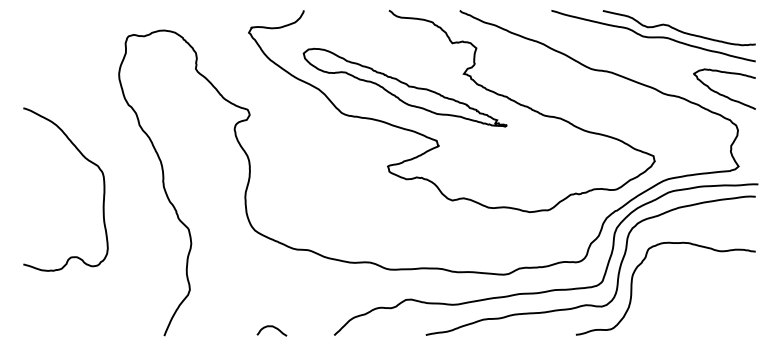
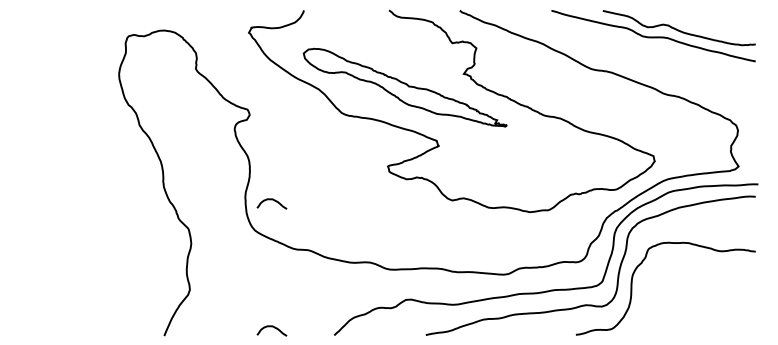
curve: present -> none (723, 94)
curve: present -> none (85, 159)
curve: none -> present (271, 200)
